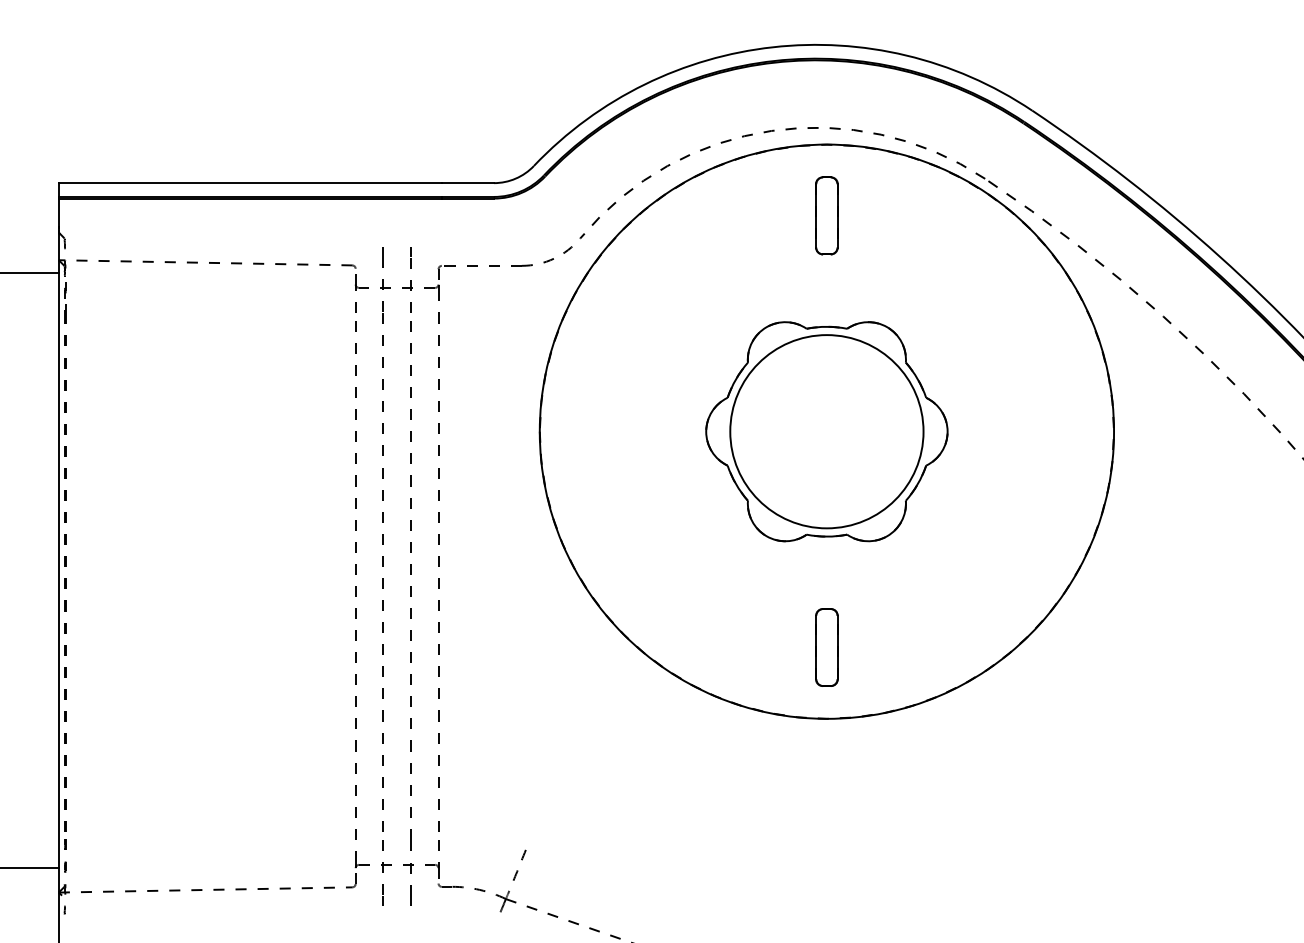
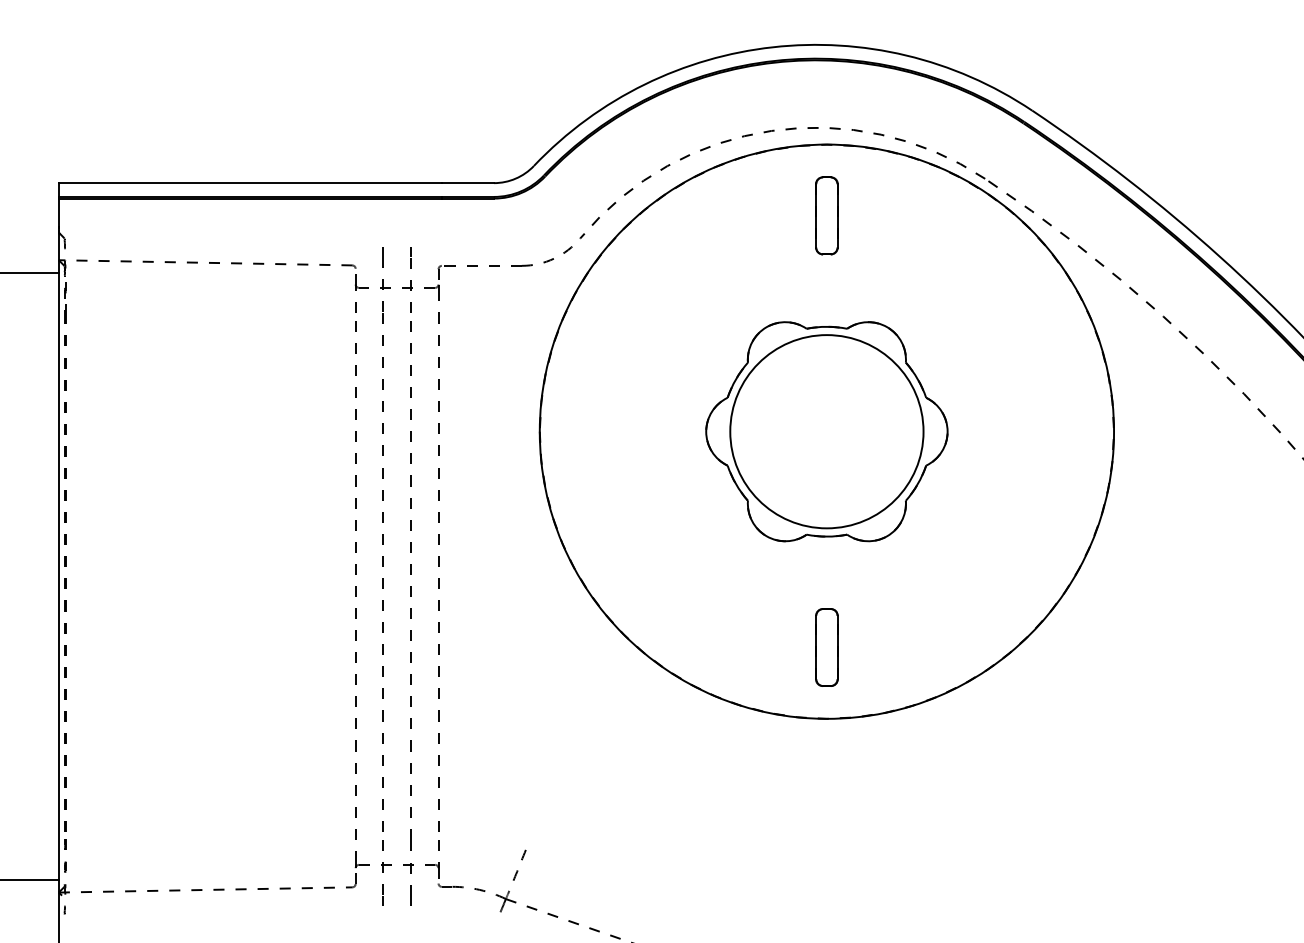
line position: (30, 868) -> (30, 880) (30, 880)
